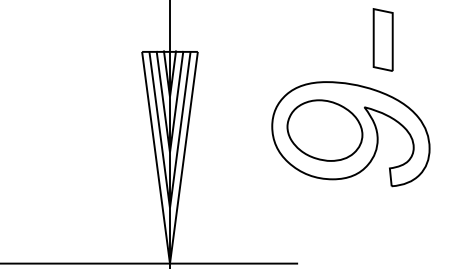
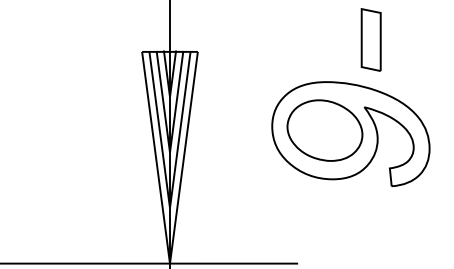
part position: (382, 39) -> (370, 39) (370, 39)
